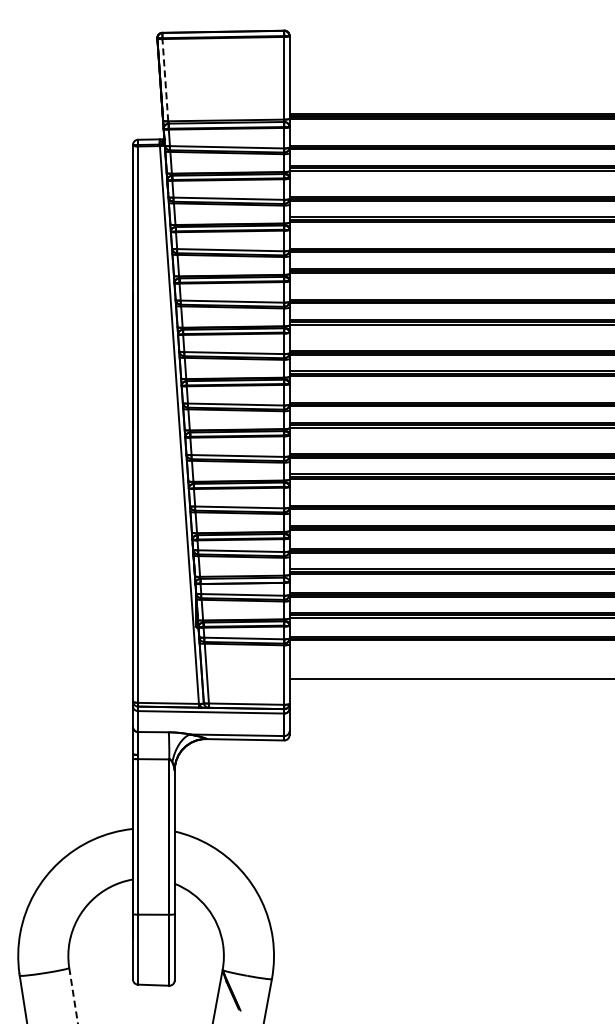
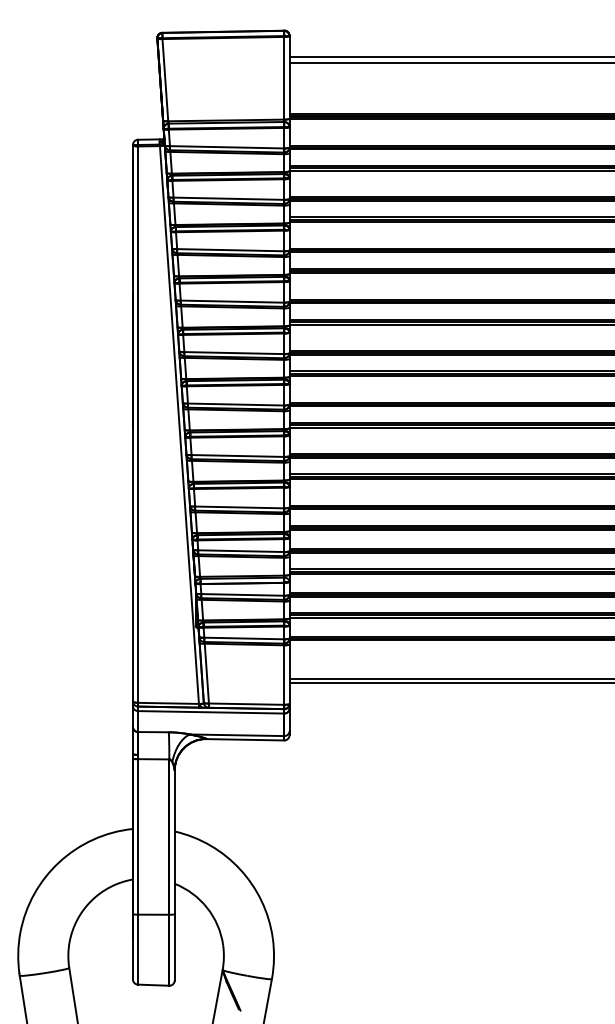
line: none -> present (450, 56)
line: none -> present (450, 62)
line: dashed -> solid (165, 79)
line: none -> present (450, 683)
line: dashed -> solid (73, 995)
